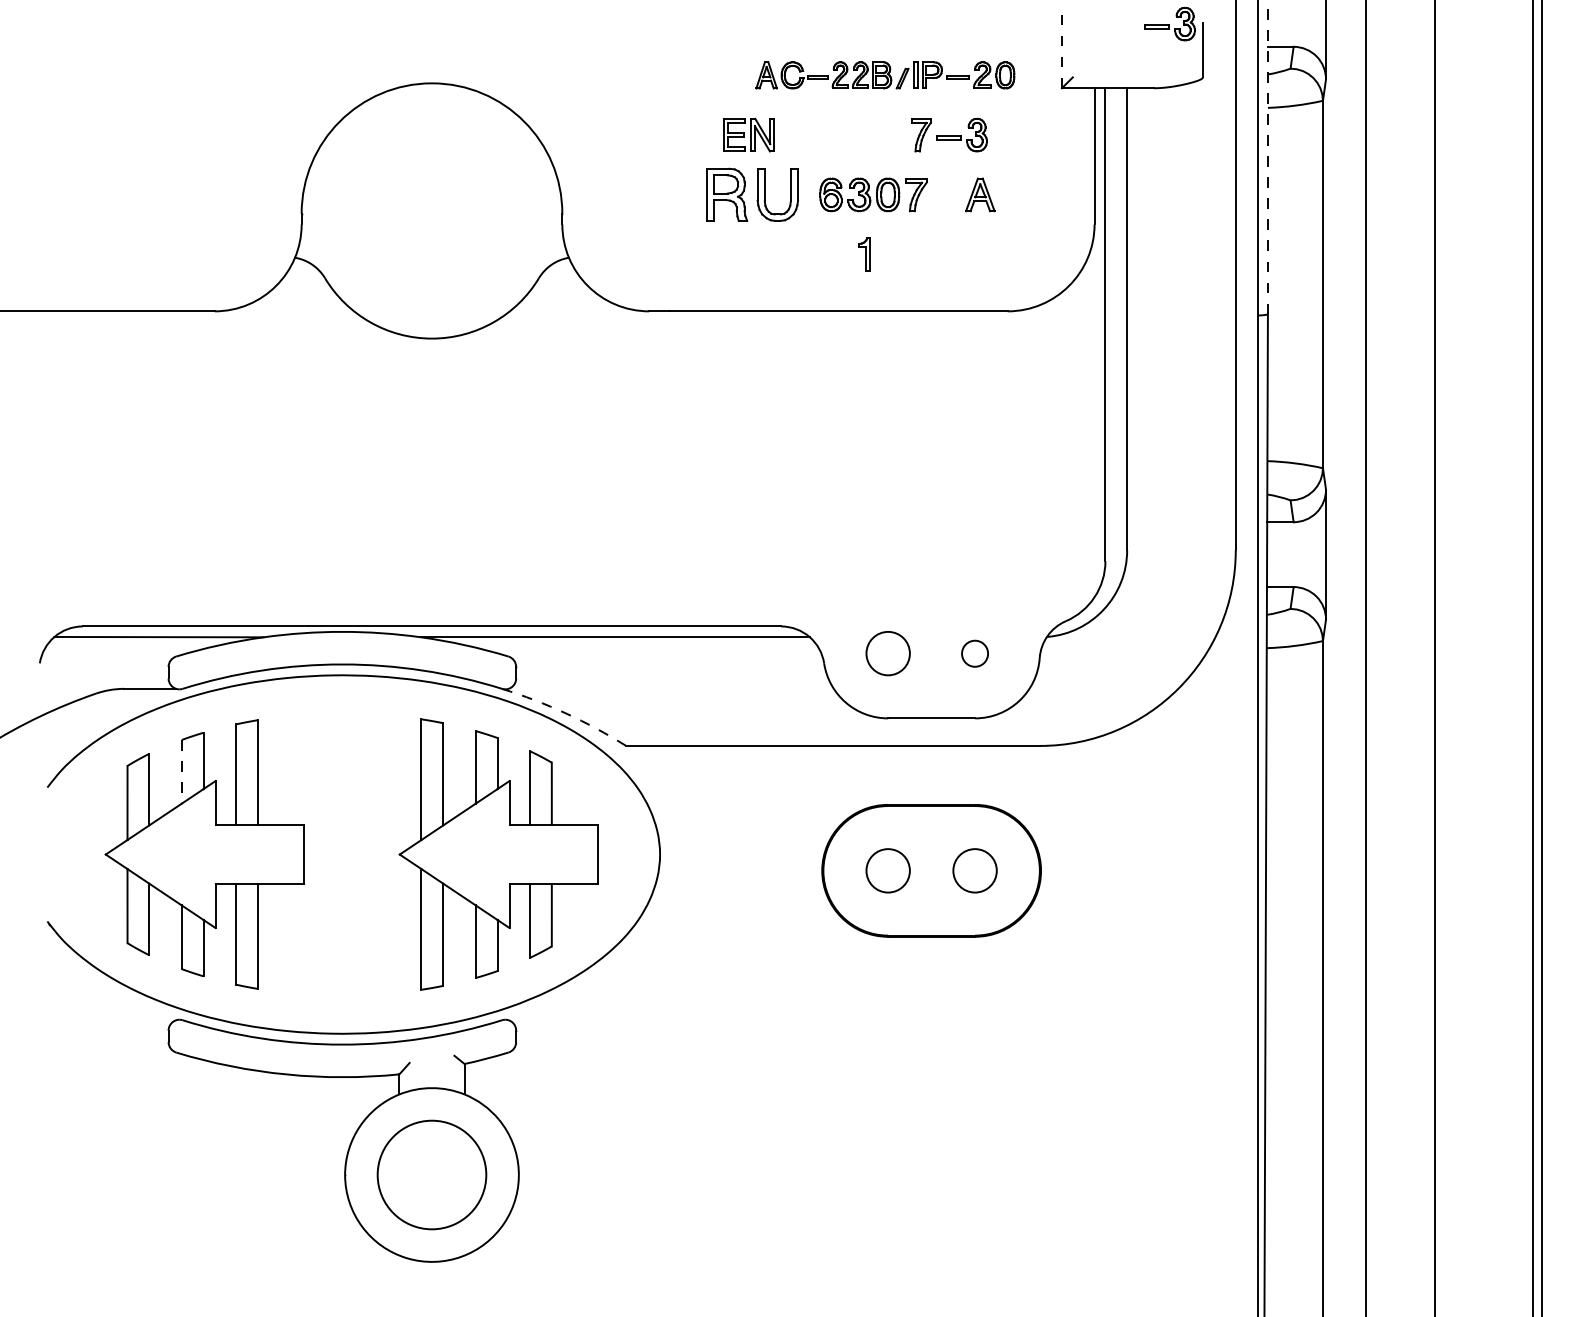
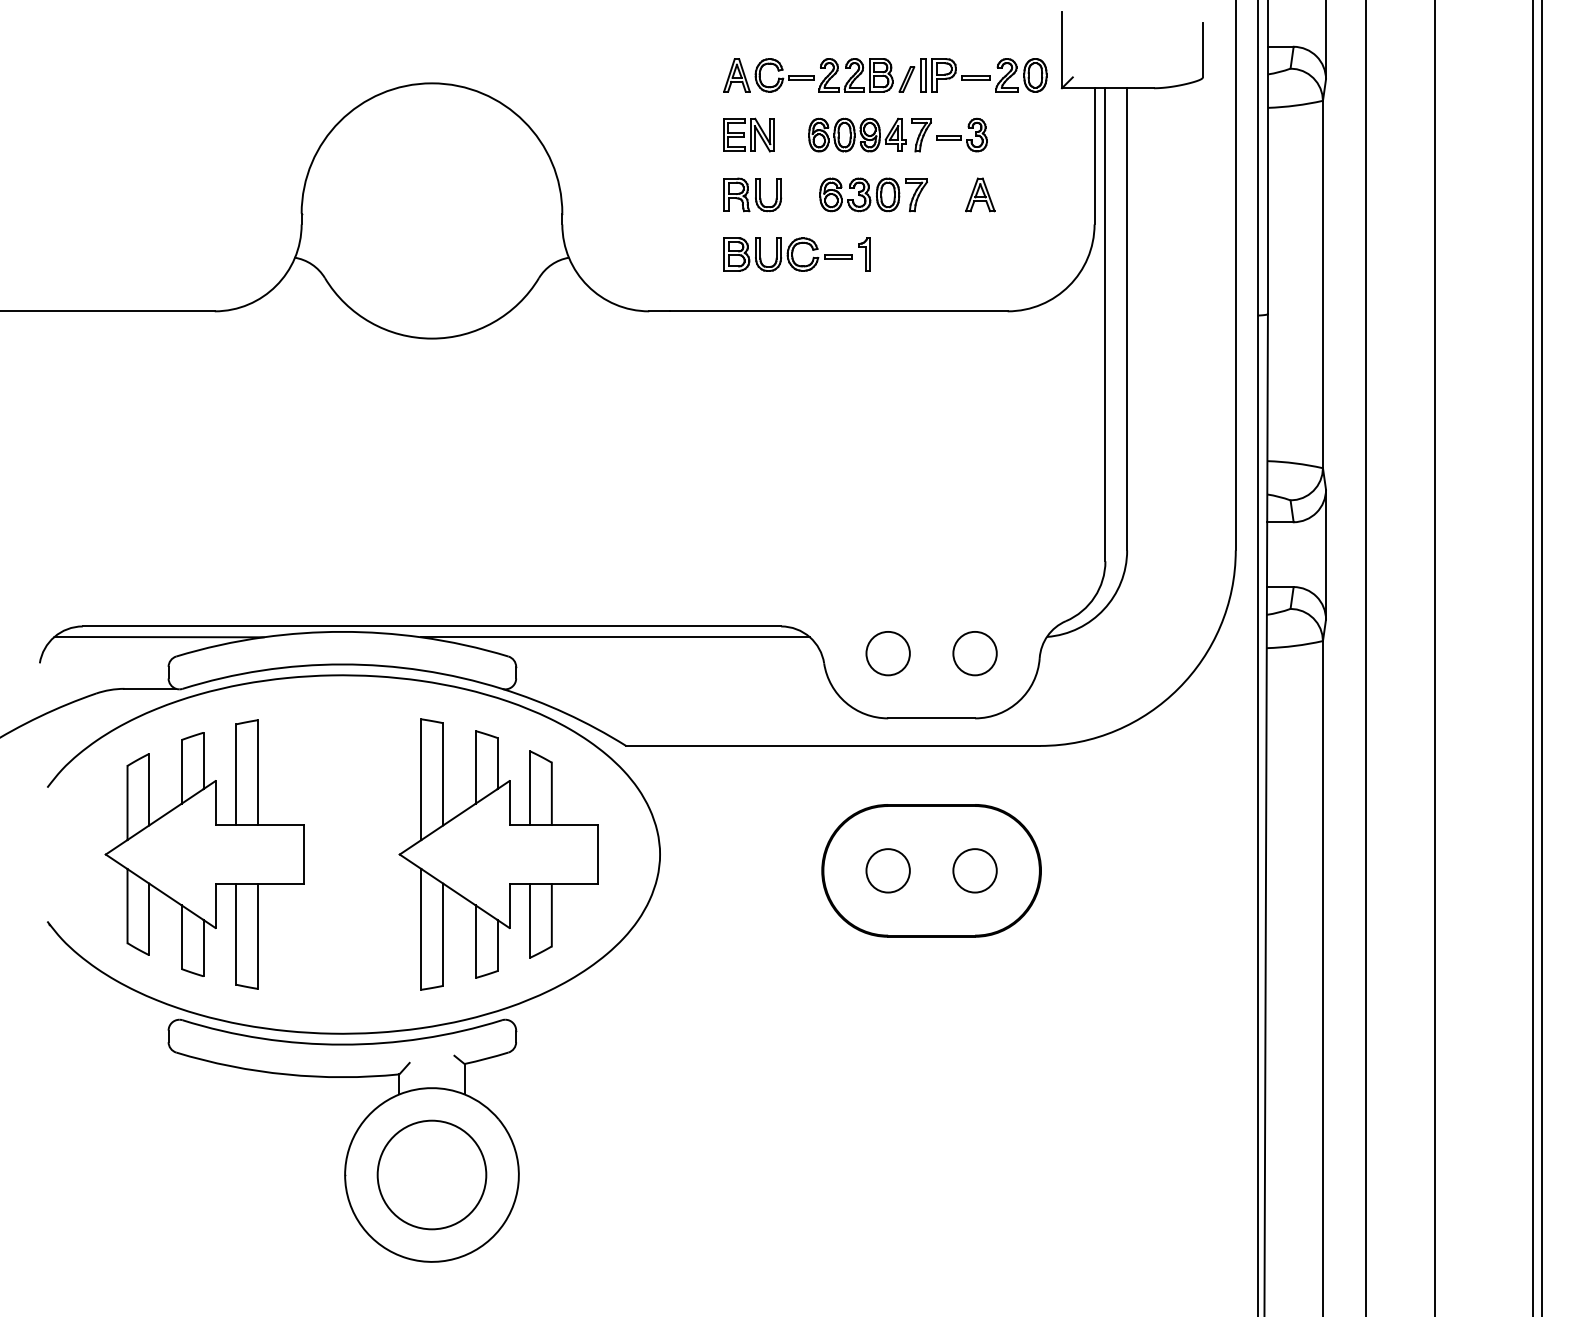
part: present -> none (1169, 23)
line: dashed -> solid (1061, 49)
part size: 261x29 px -> 325x35 px (885, 75)
part: none -> present (857, 134)
line: dashed -> solid (1267, 157)
part size: 93x55 px -> 60x36 px (752, 194)
part: none -> present (787, 254)
circle size: 28x29 px -> 46x46 px (974, 653)
arc: dashed -> solid (565, 713)
line: dashed -> solid (181, 771)
